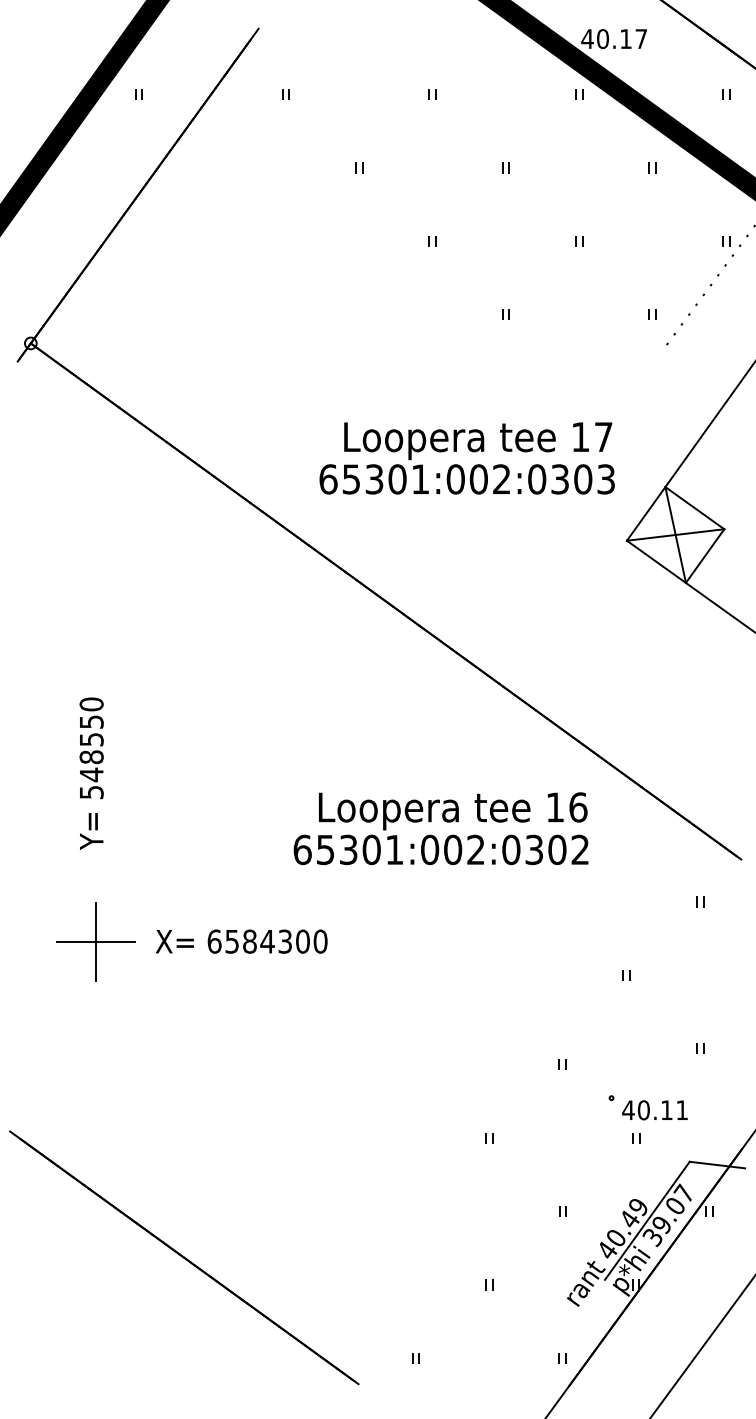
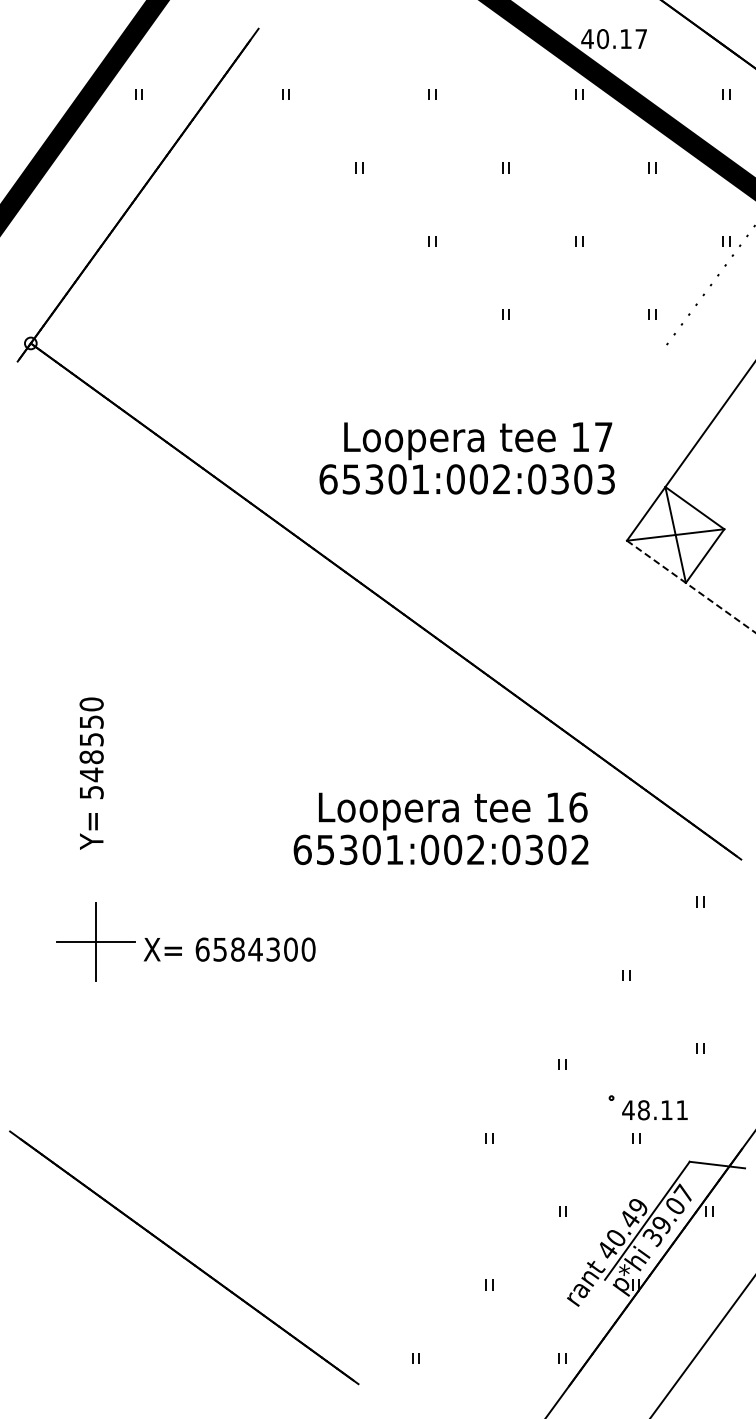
line: solid -> dashed (691, 587)
text position: (241, 941) -> (229, 949) (229, 949)
text: 40.11 -> 48.11 (643, 1110)
